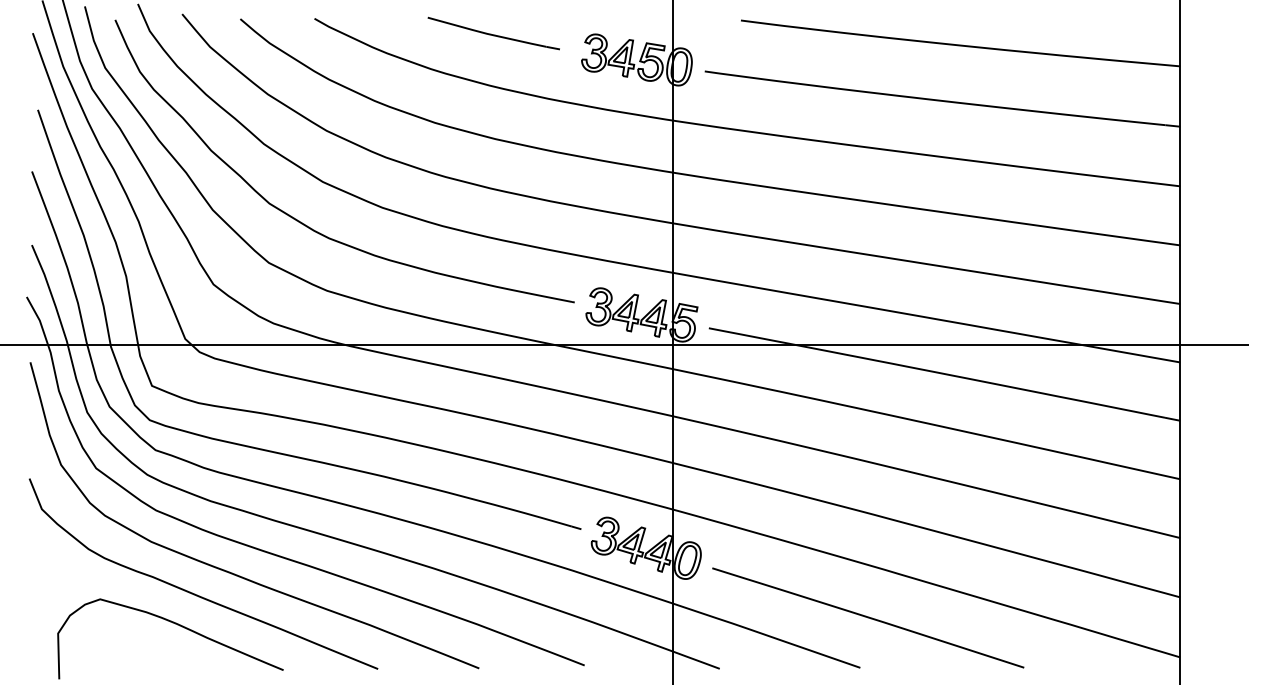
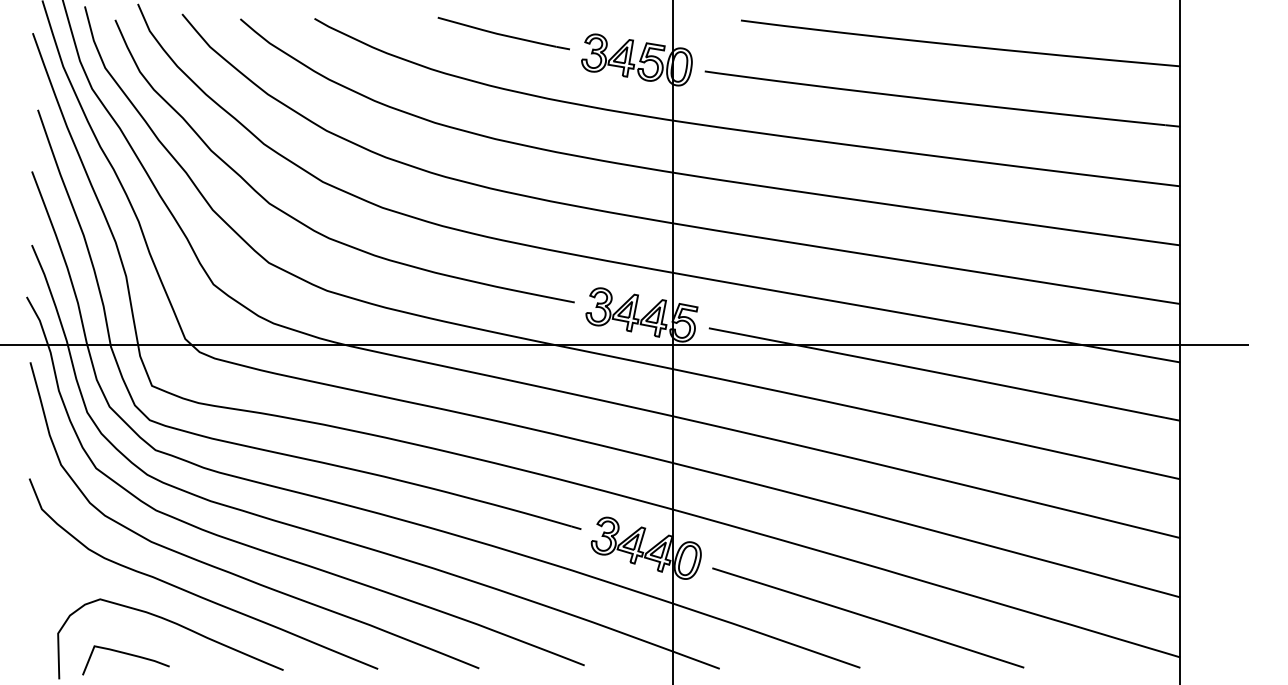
part position: (493, 33) -> (503, 33) (503, 33)
curve: none -> present (125, 654)
